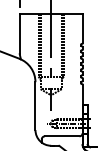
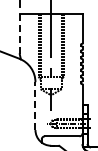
line: solid -> dashed (19, 33)
line: solid -> dashed (35, 106)
